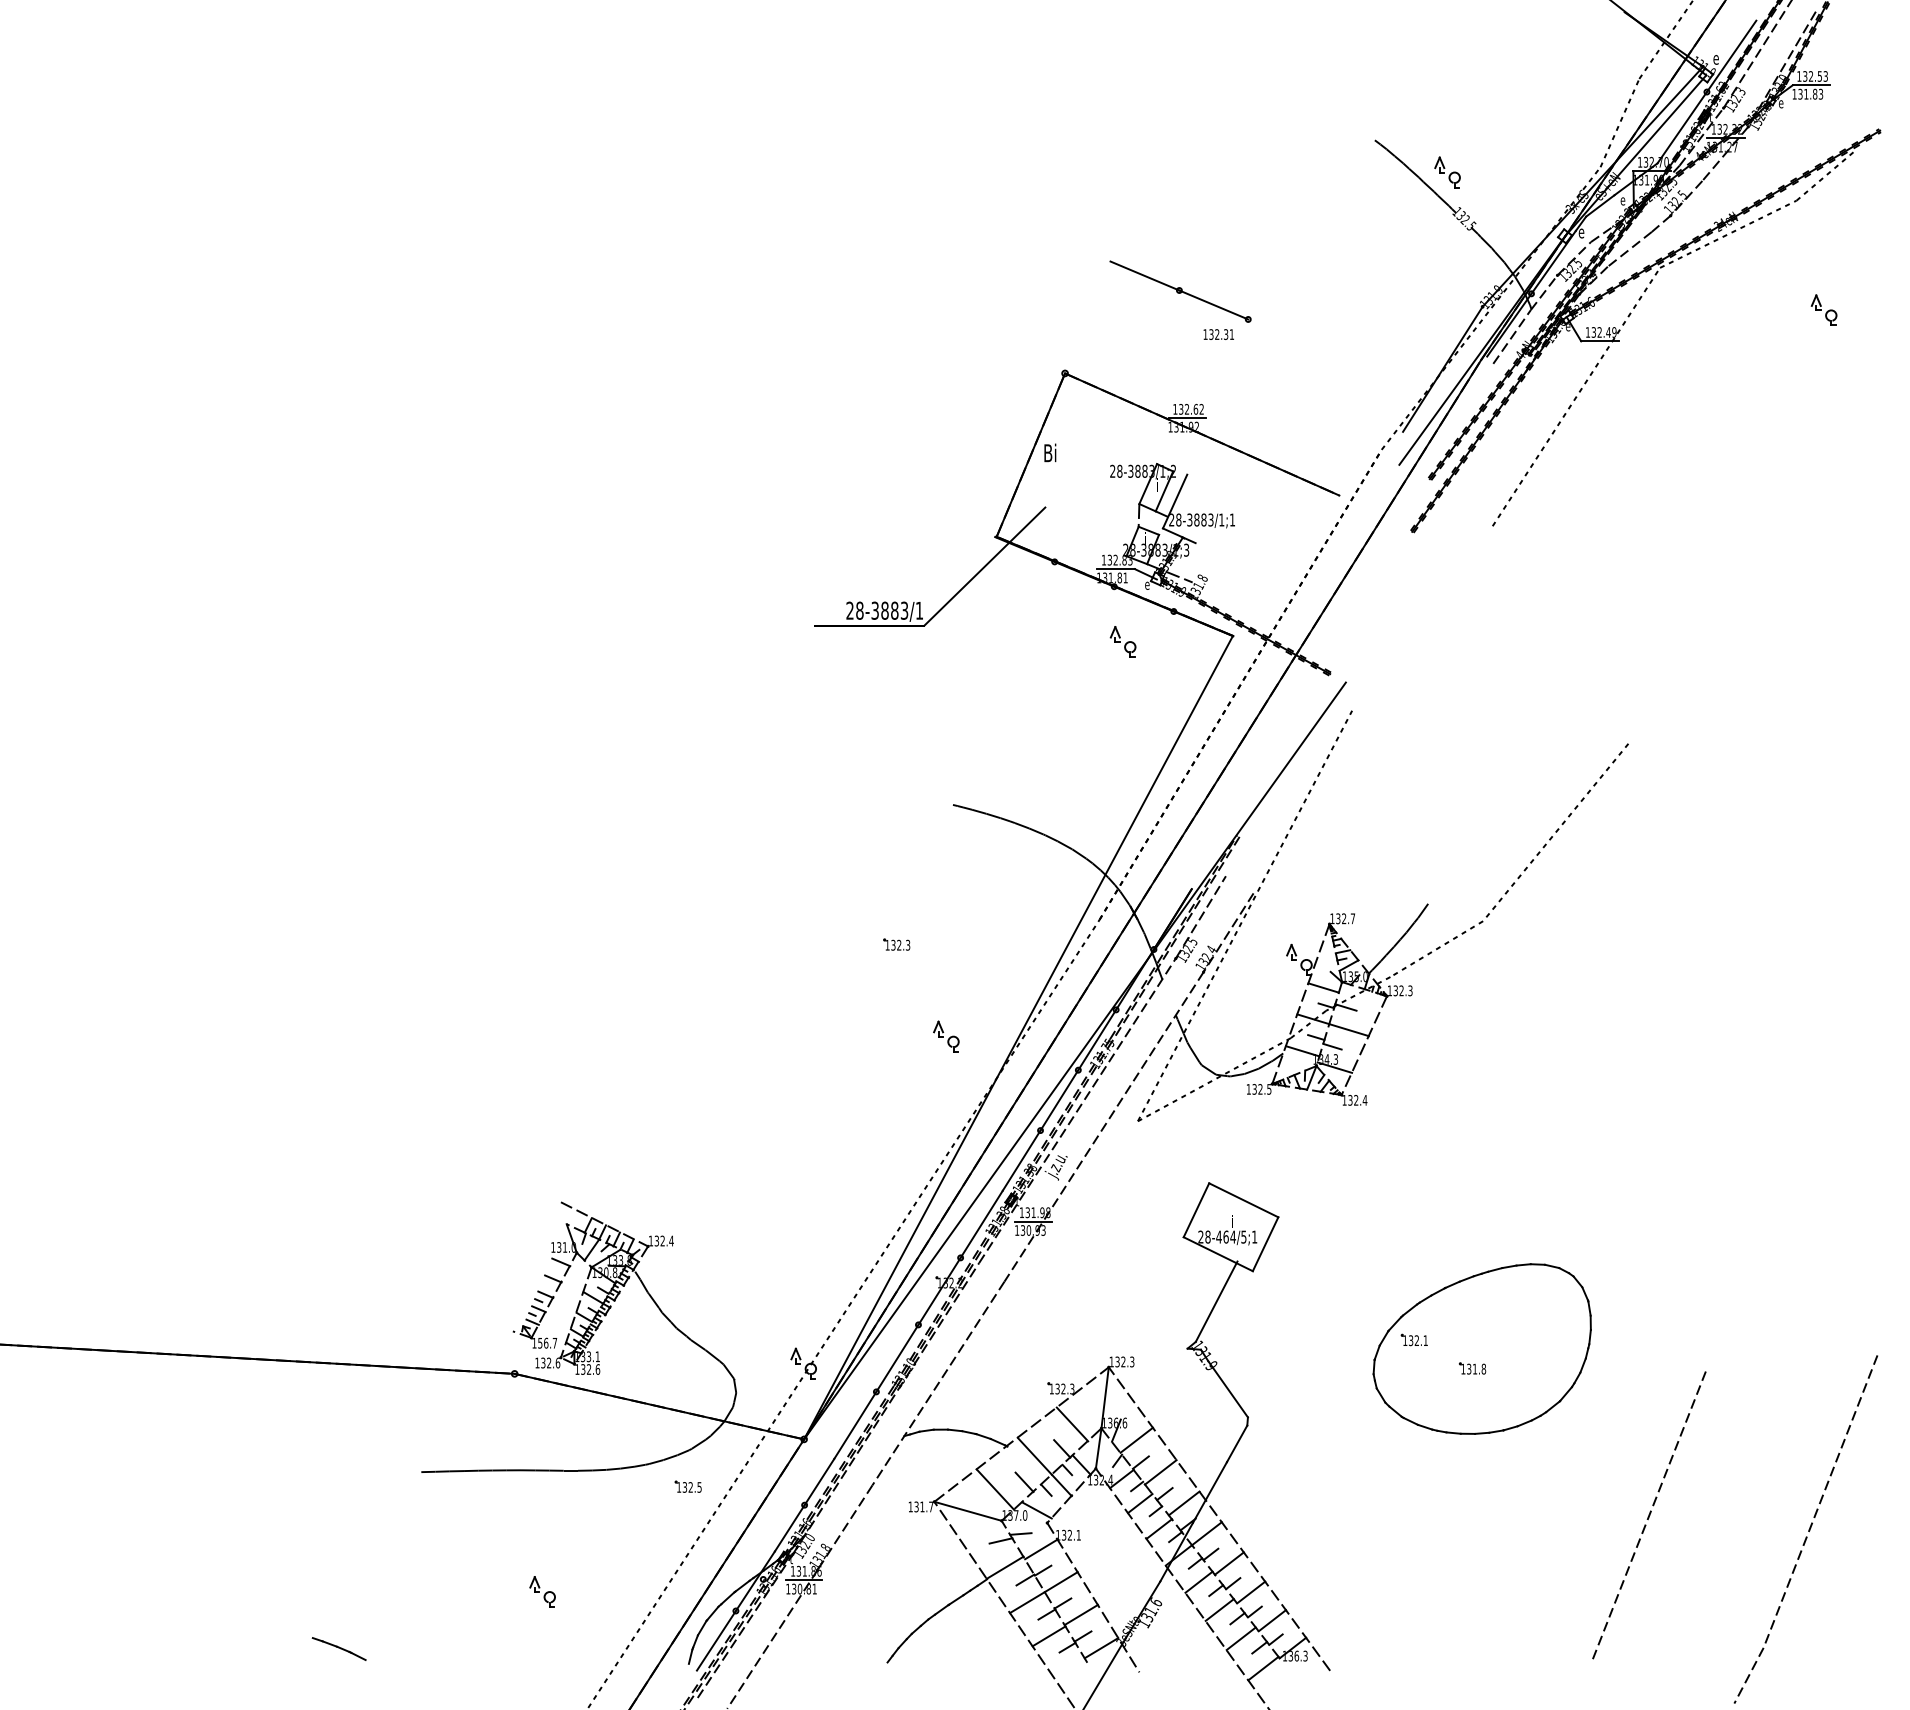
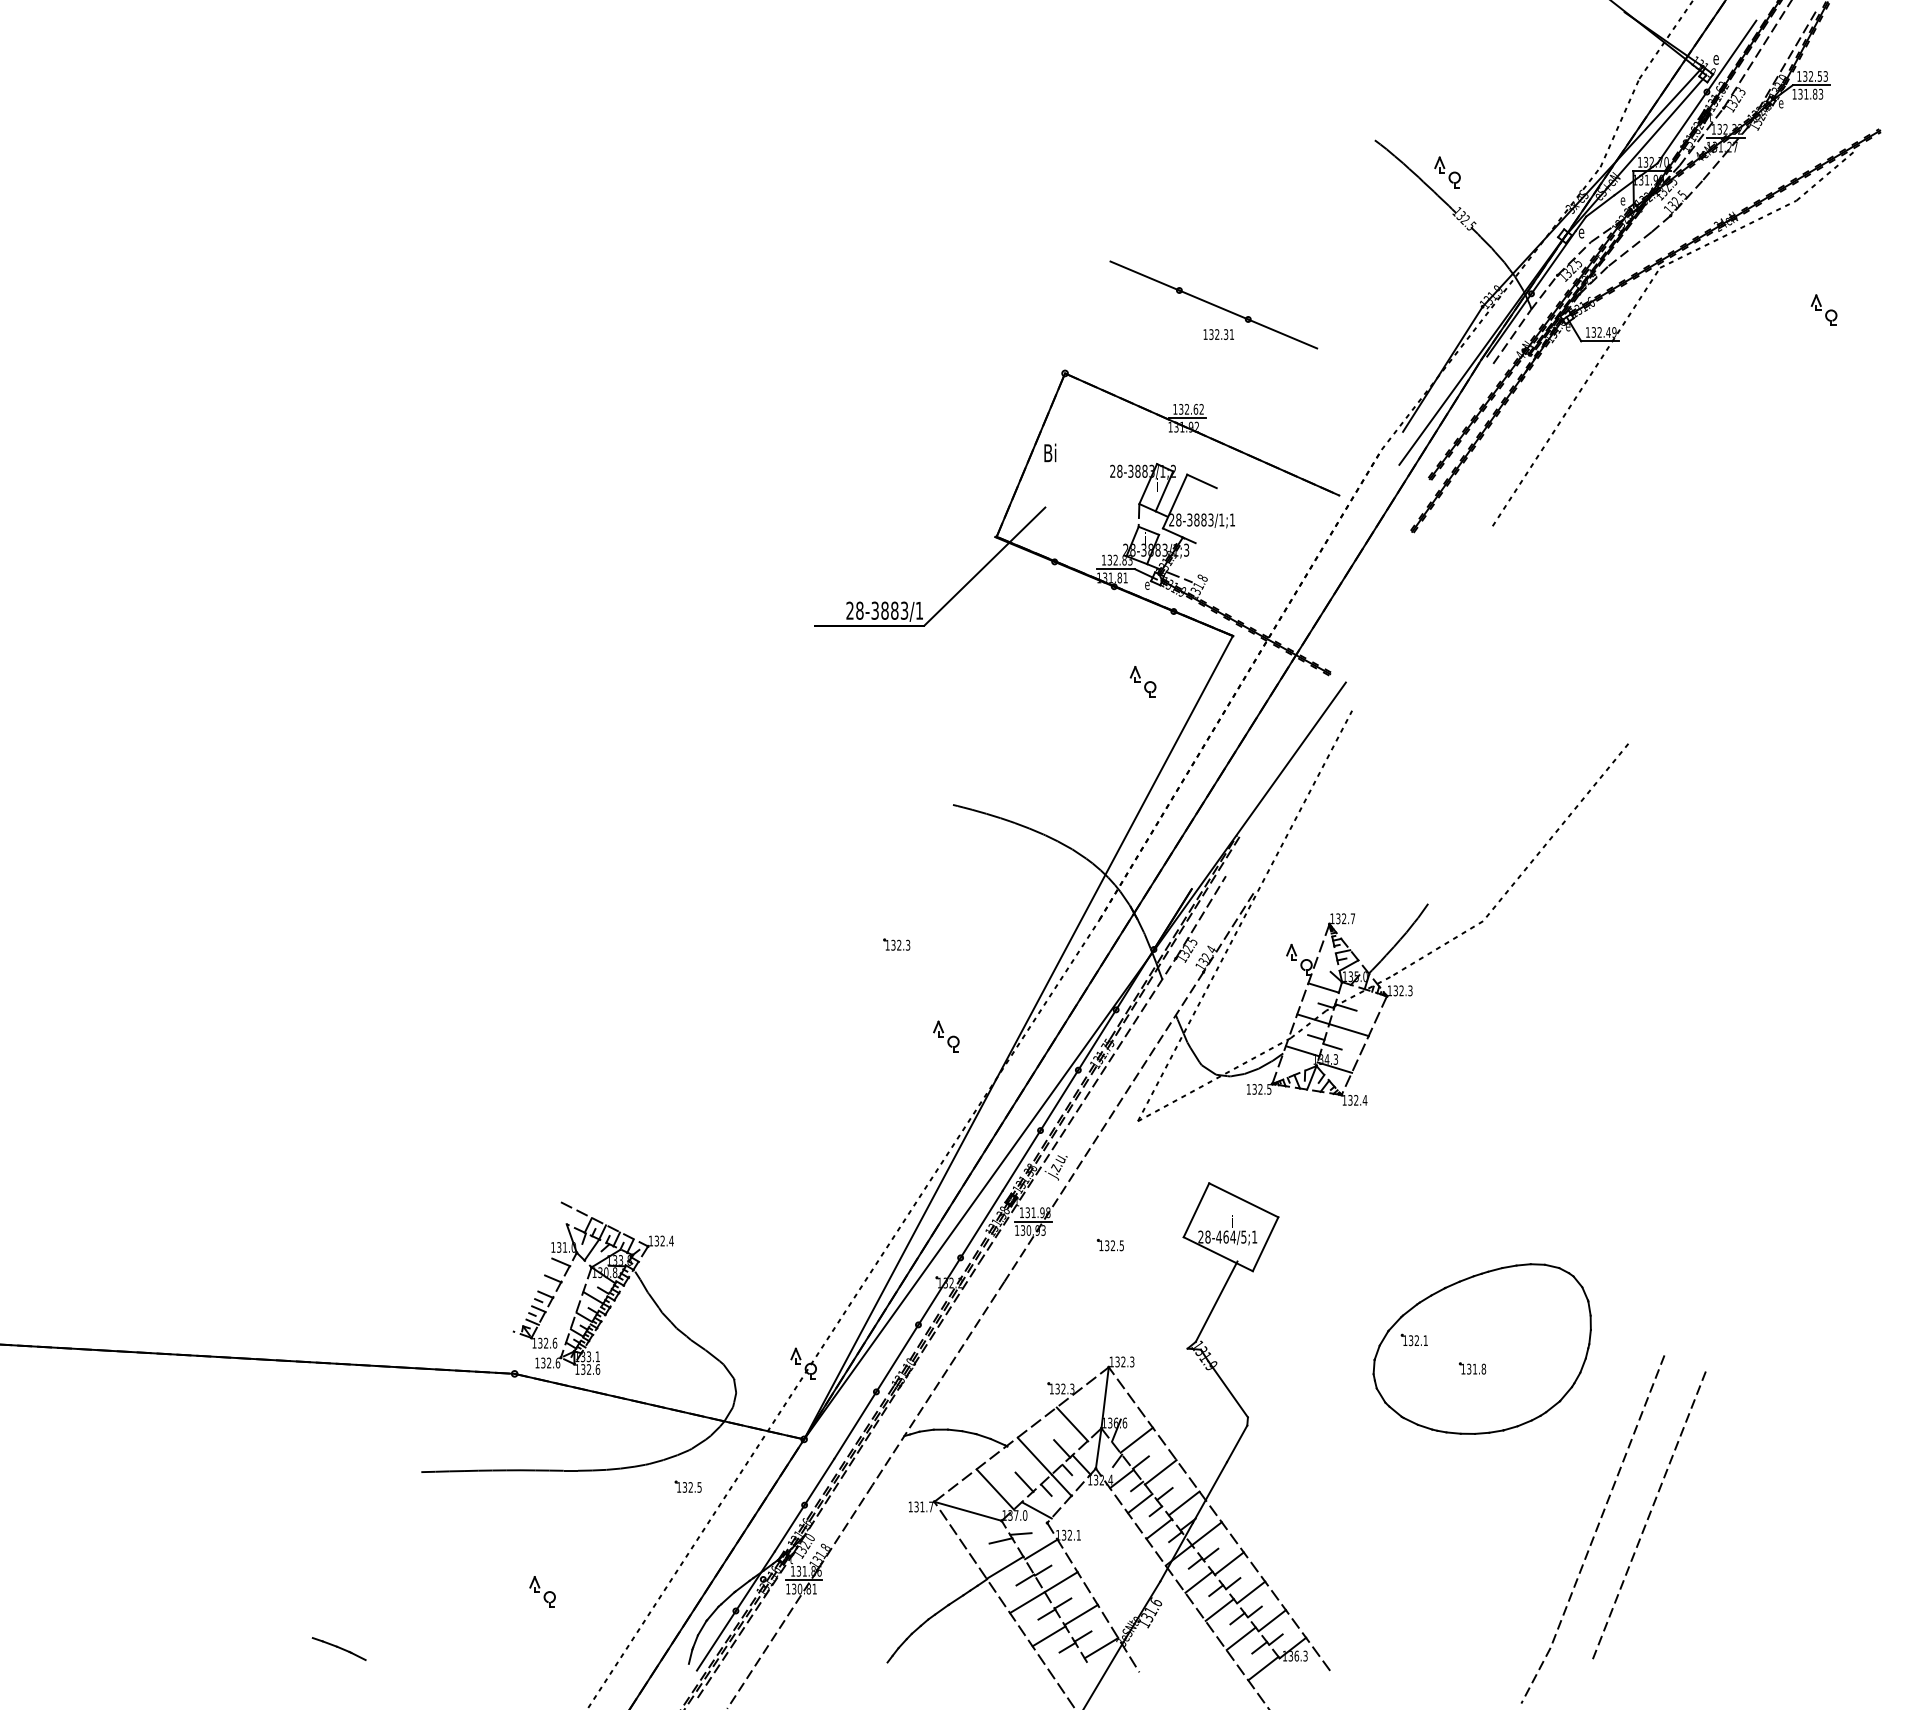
line: none -> present (1282, 333)
line: none -> present (1201, 481)
part position: (1122, 641) -> (1142, 681) (1142, 681)
part: none -> present (1109, 1244)
text: 156.7 -> 132.6 (547, 1342)
part position: (1805, 1529) -> (1592, 1529) (1592, 1529)
